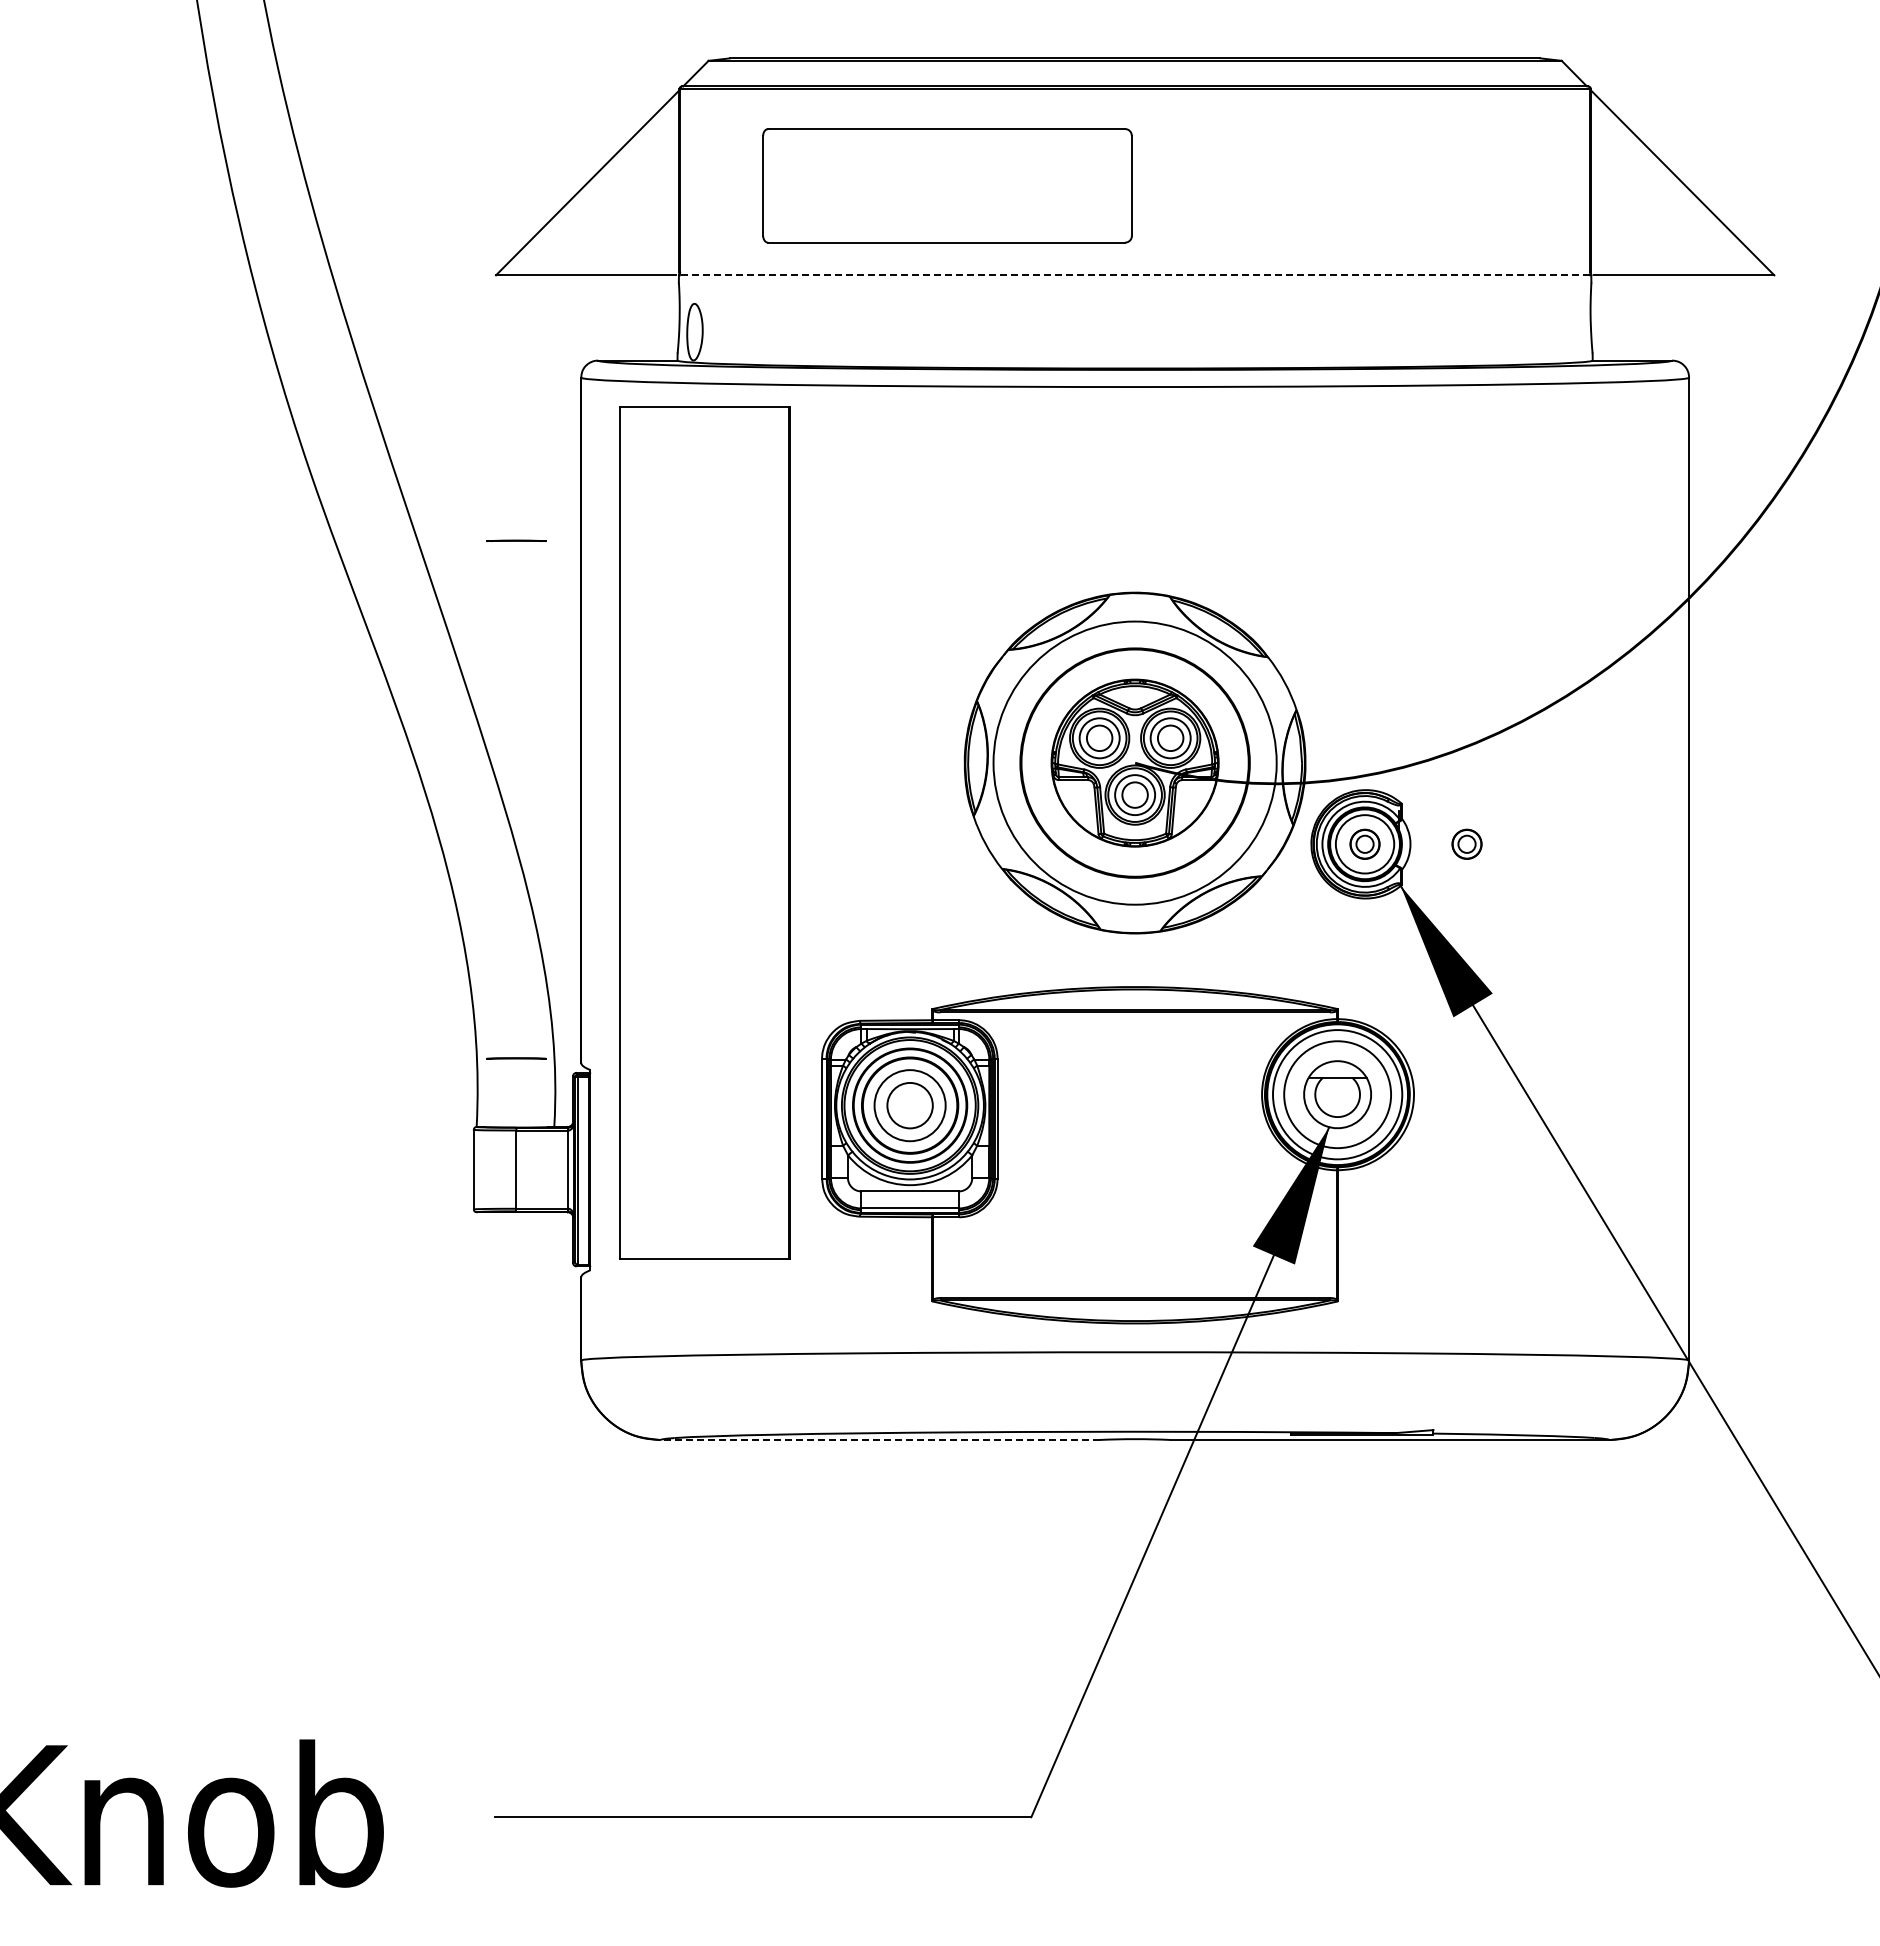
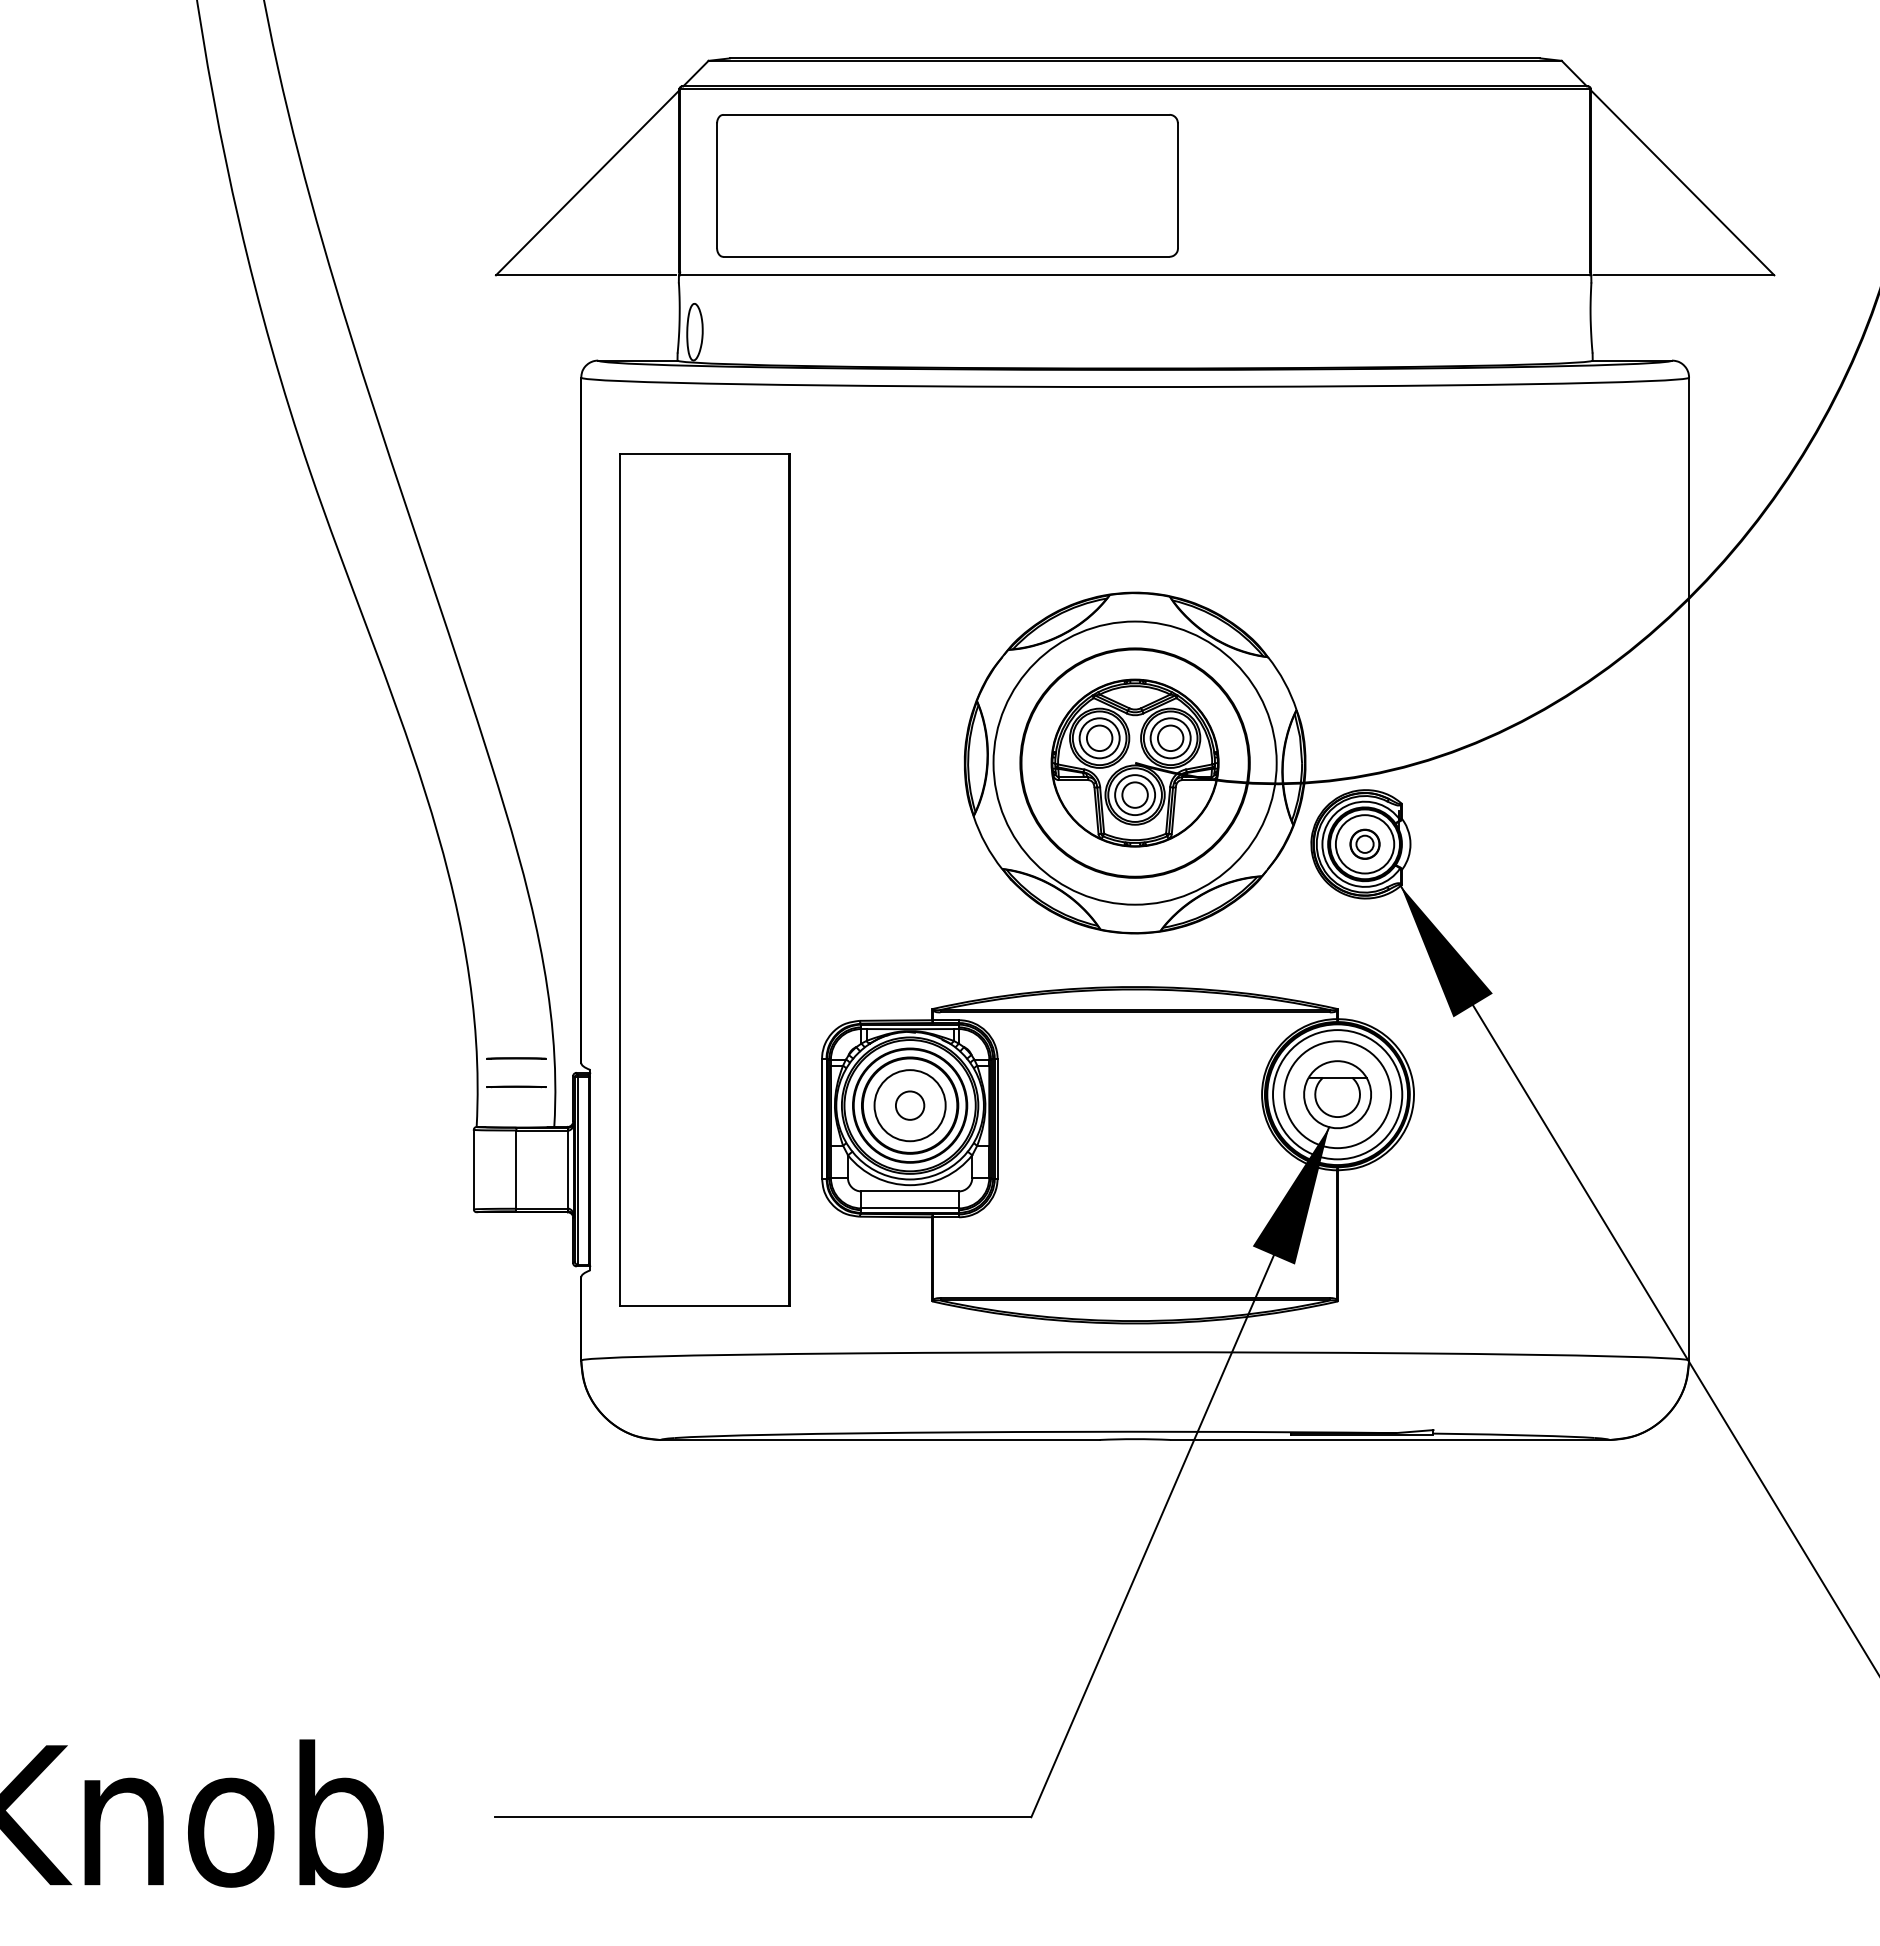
part size: 371x116 px -> 463x144 px (947, 185)
line: dashed -> solid (1134, 275)
line position: (516, 540) -> (516, 1086) (516, 1086)
part position: (704, 832) -> (704, 879) (704, 879)
part: present -> none (1466, 843)
circle diameter: 45 px -> 28 px (909, 1105)
line: dashed -> solid (879, 1440)
